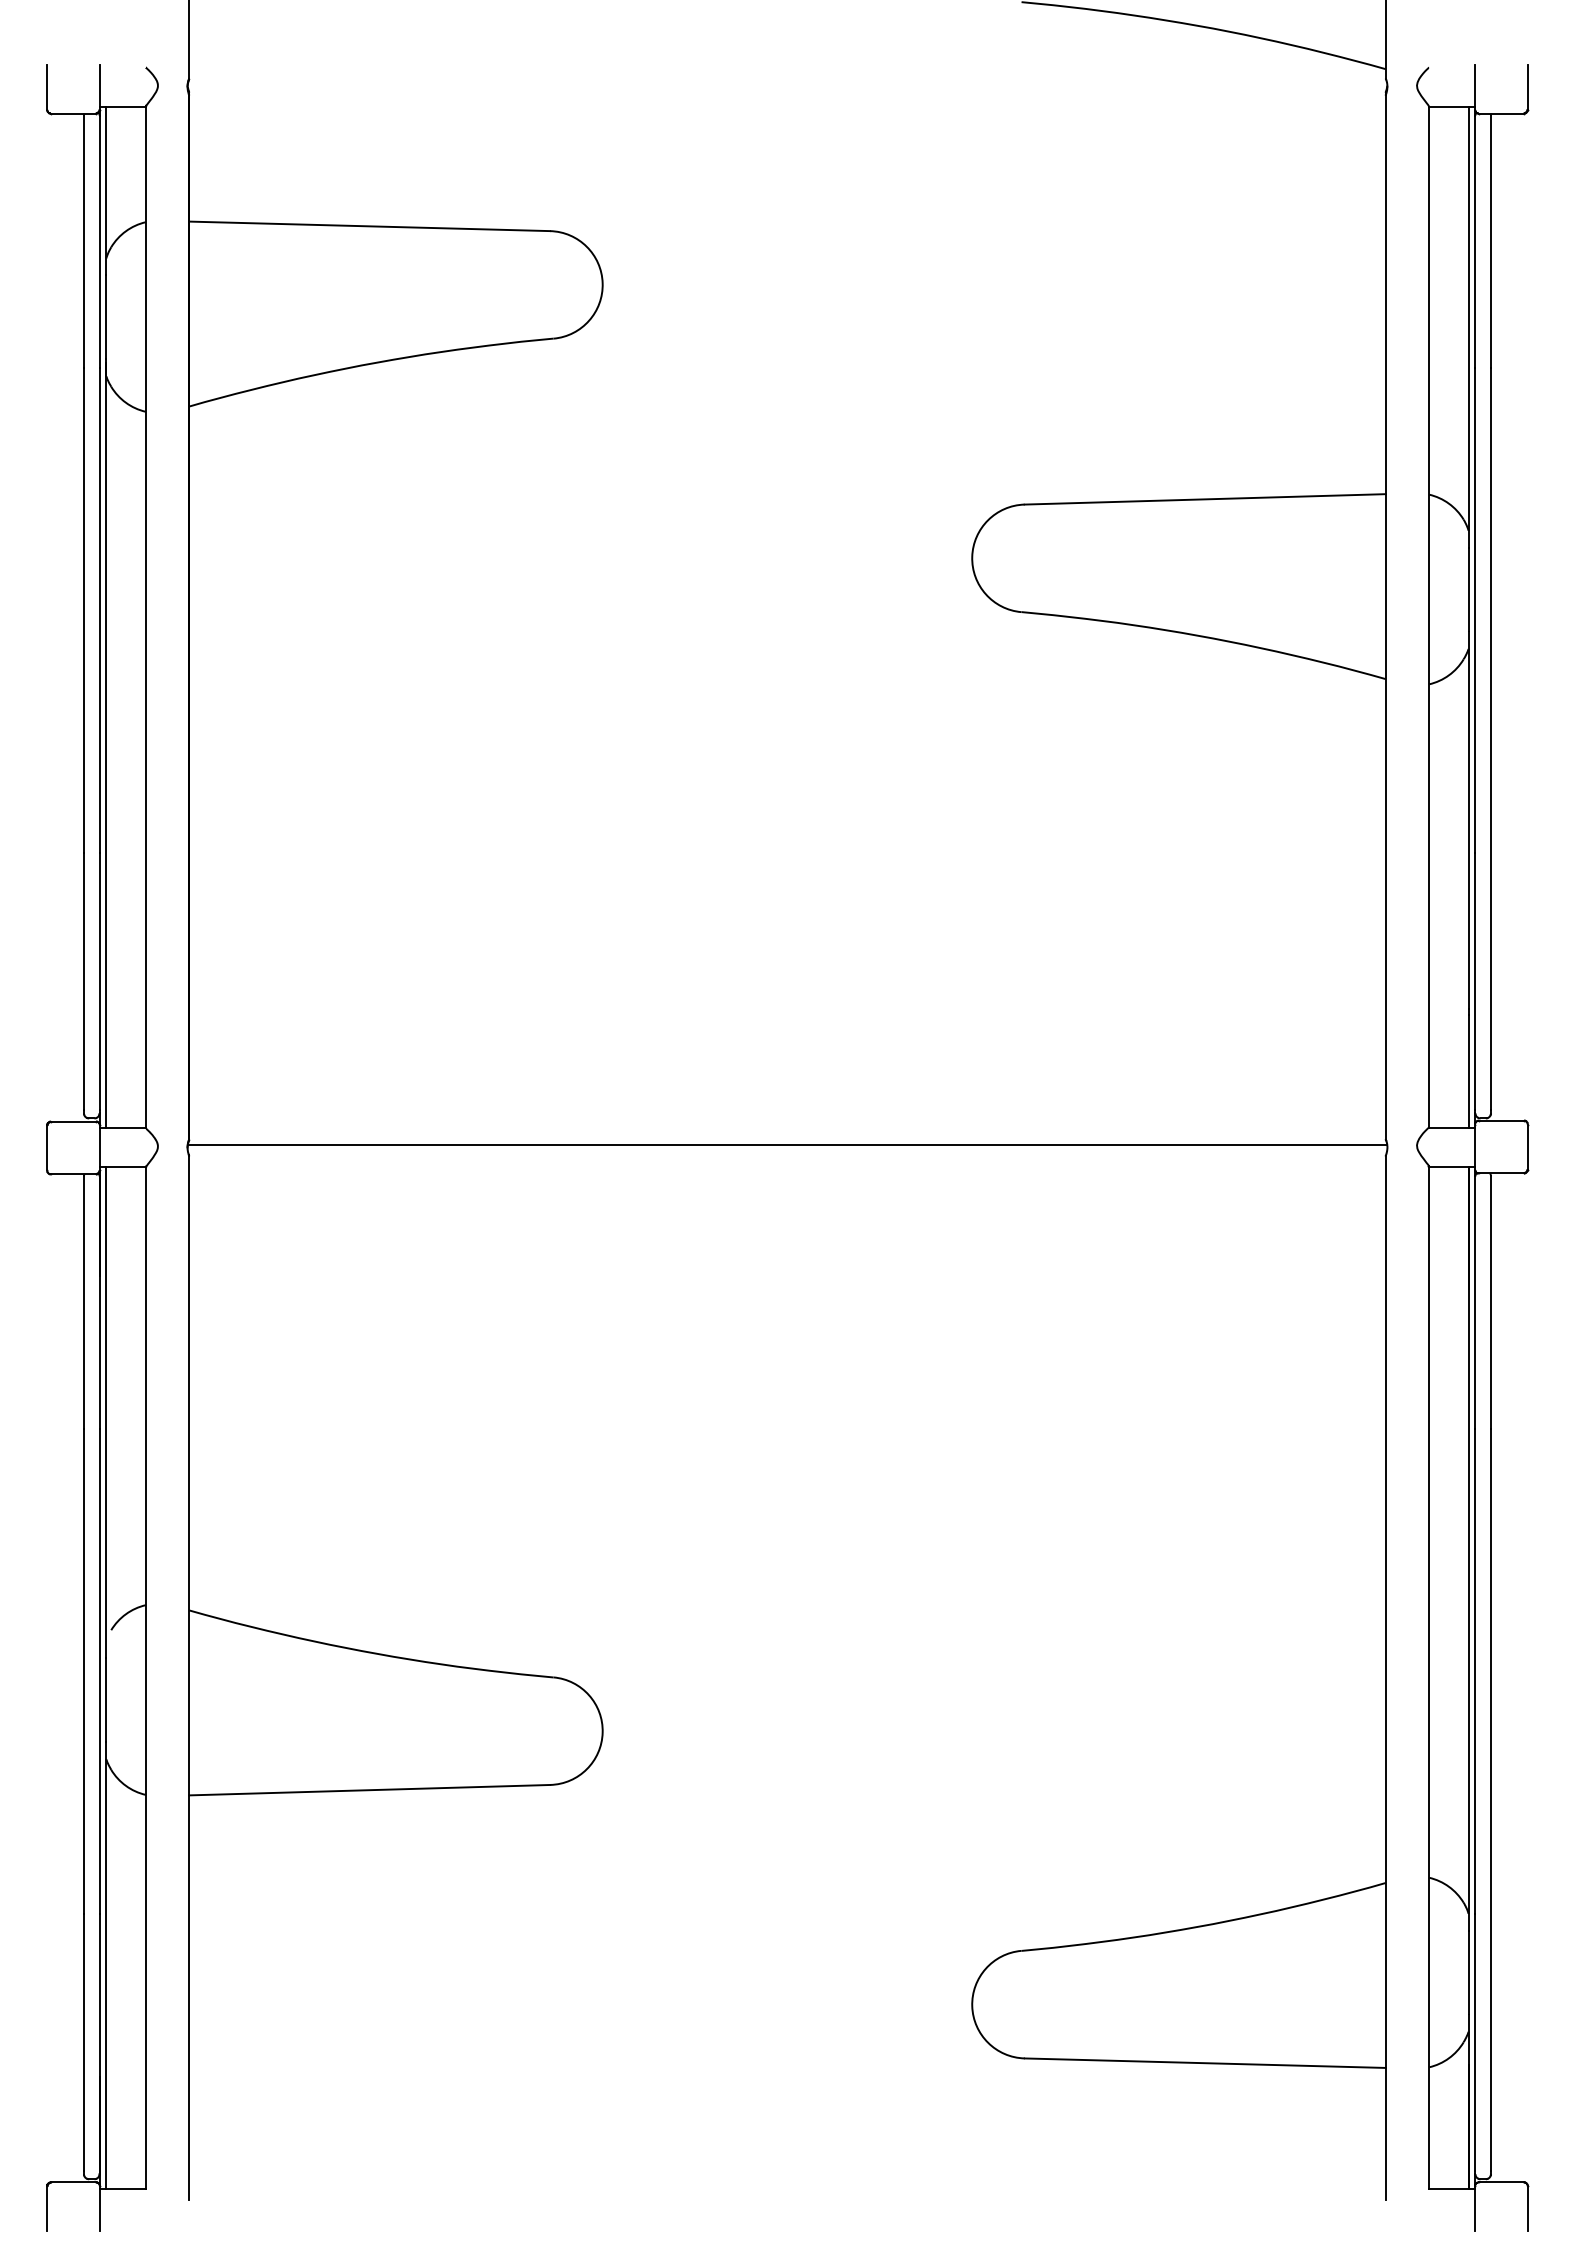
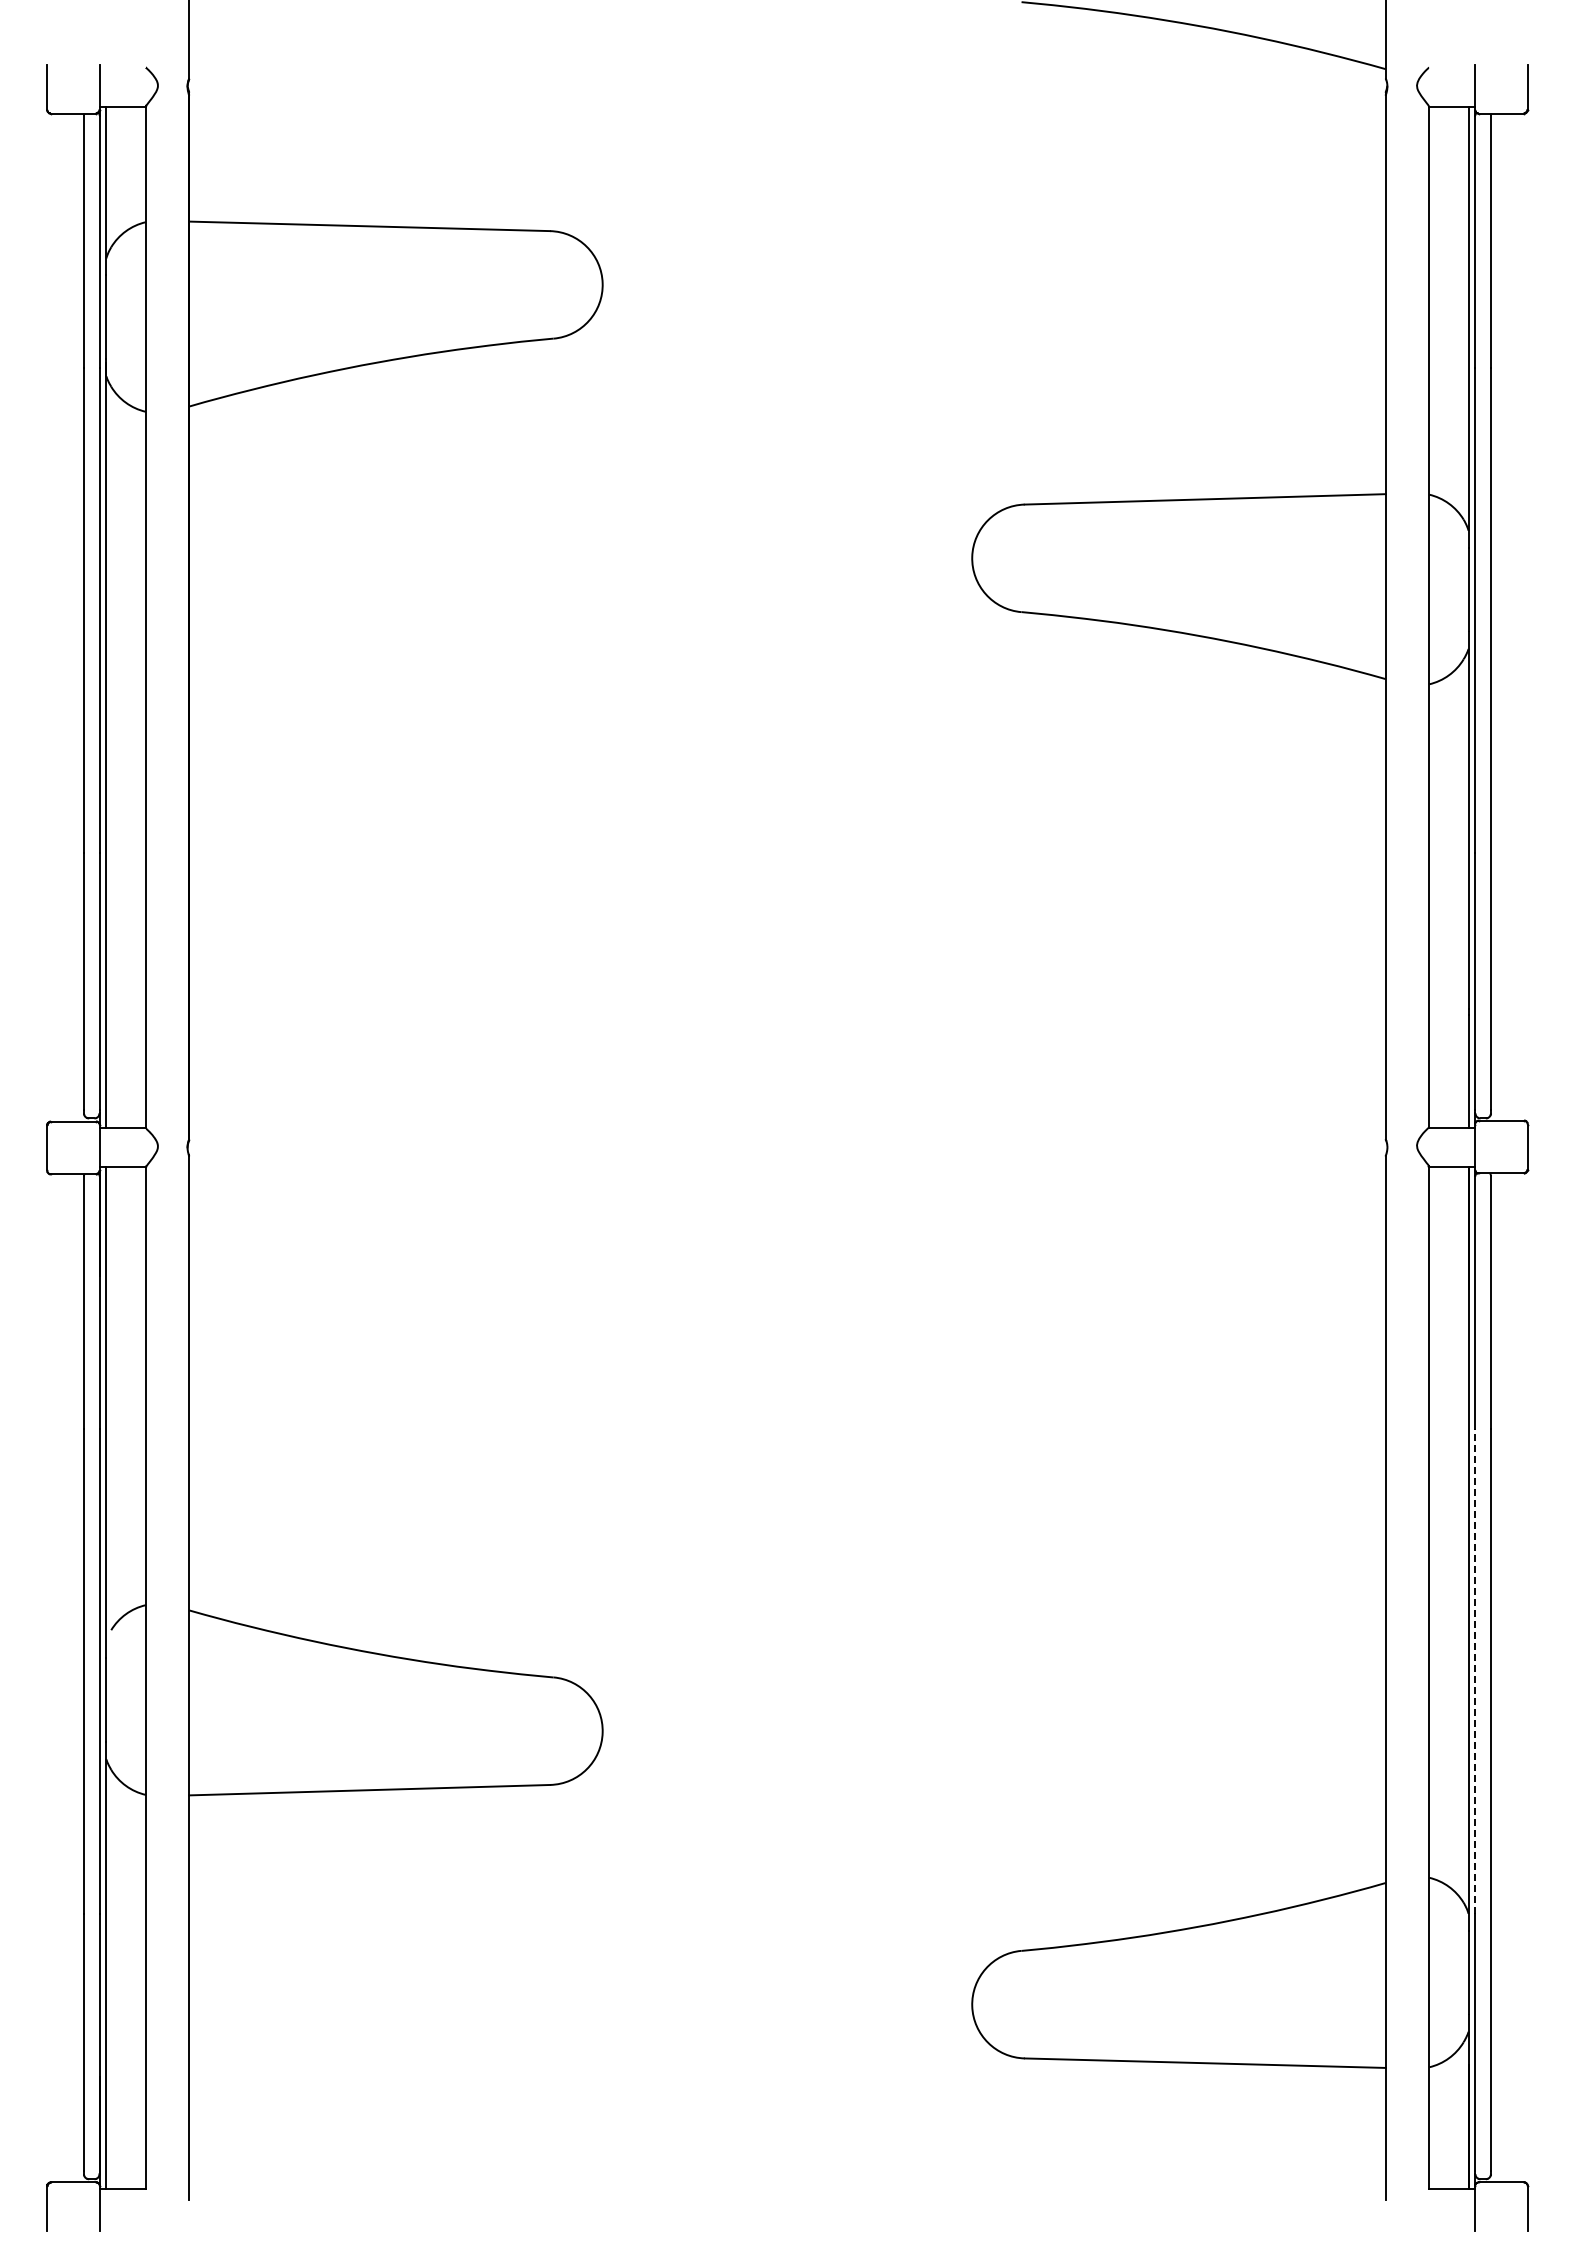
line: present -> none (787, 1145)
line: solid -> dashed (1475, 1671)
